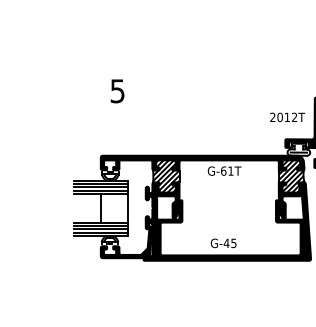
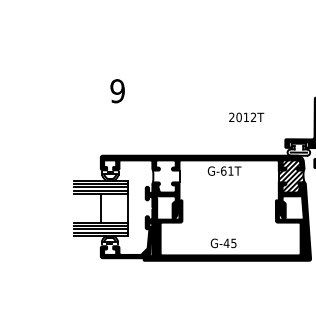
text: 5 -> 9 (117, 91)
text position: (287, 117) -> (246, 117) (246, 117)
hatch: present -> none (166, 176)
